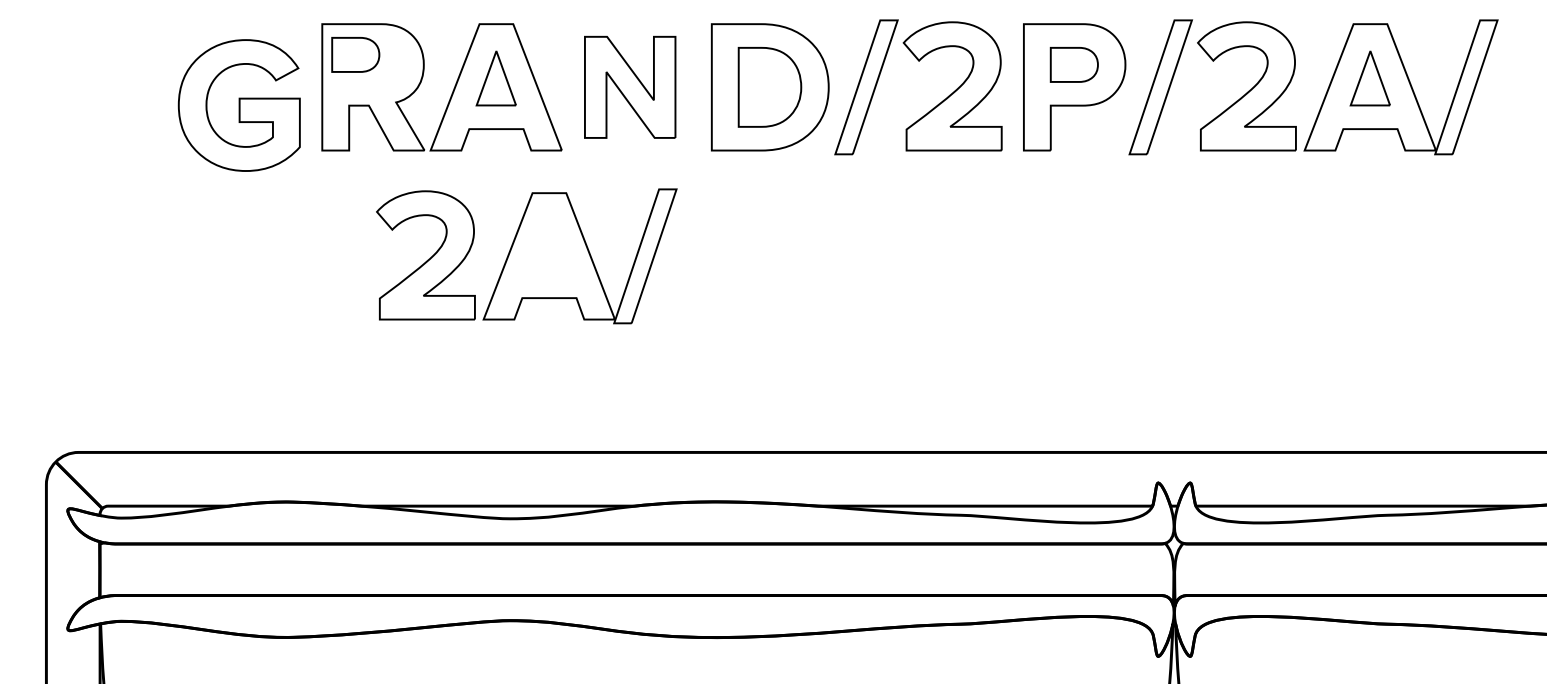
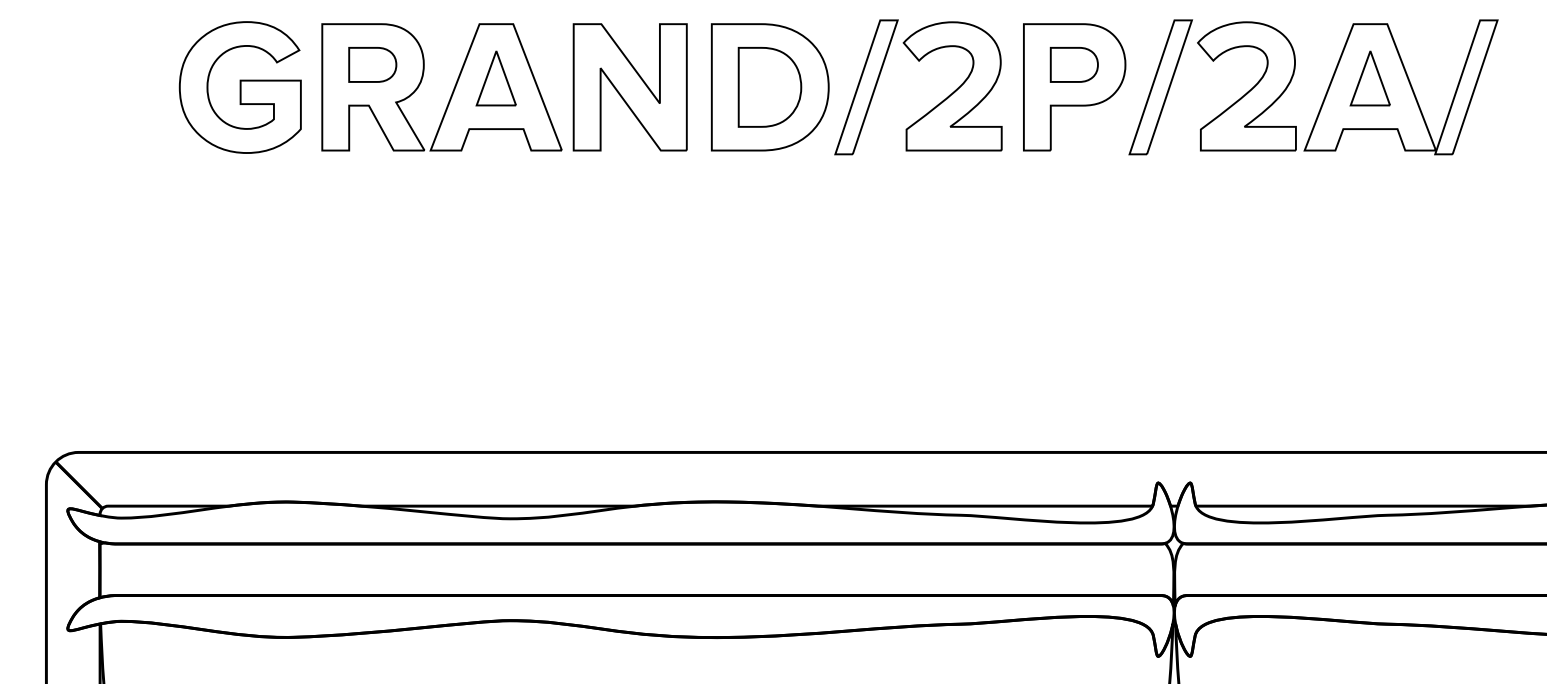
part position: (355, 54) -> (372, 64) (372, 64)
part size: 93x104 px -> 116x129 px (629, 87)
part position: (238, 105) -> (239, 87) (239, 87)
part: present -> none (526, 256)
